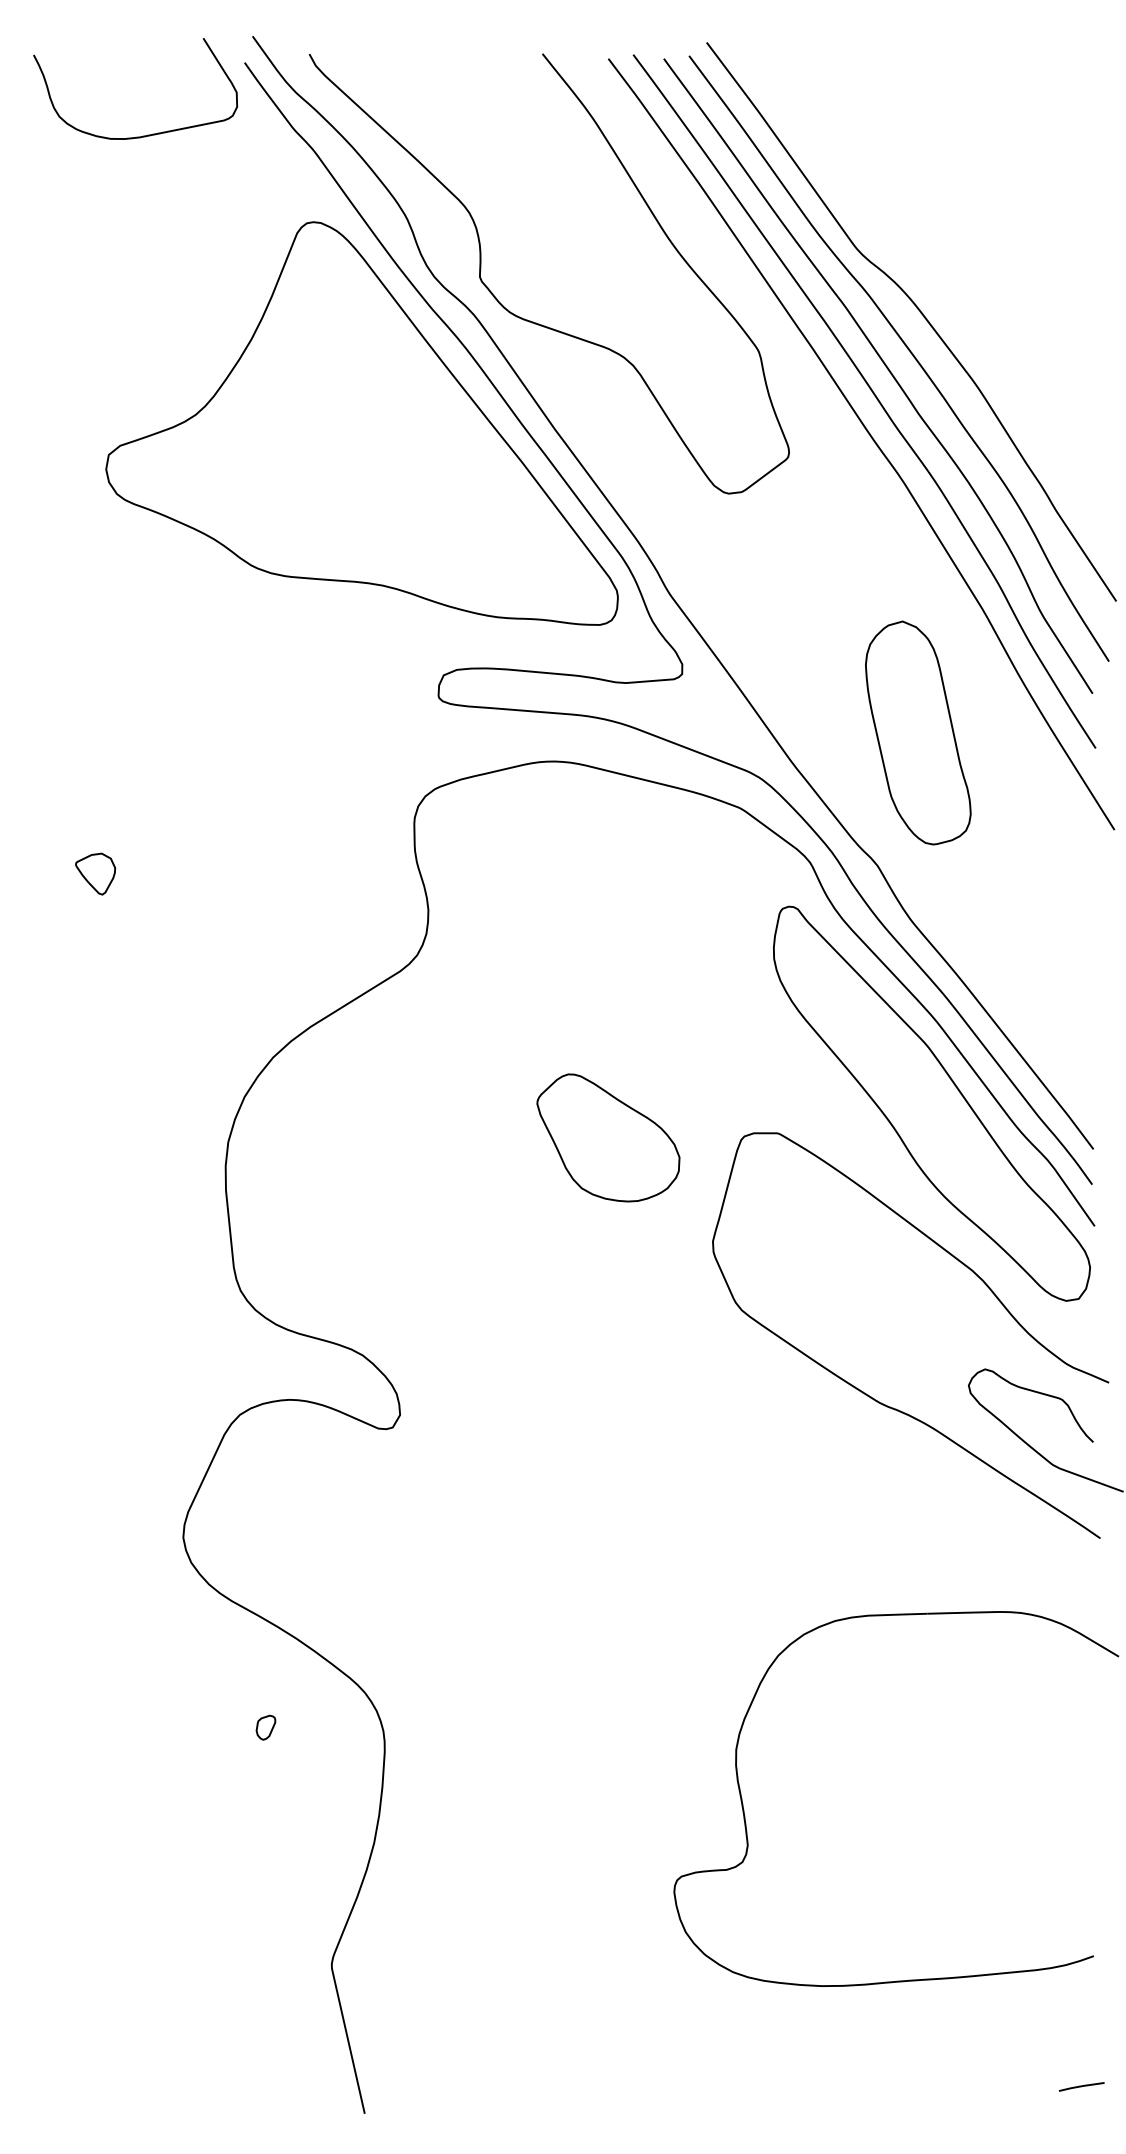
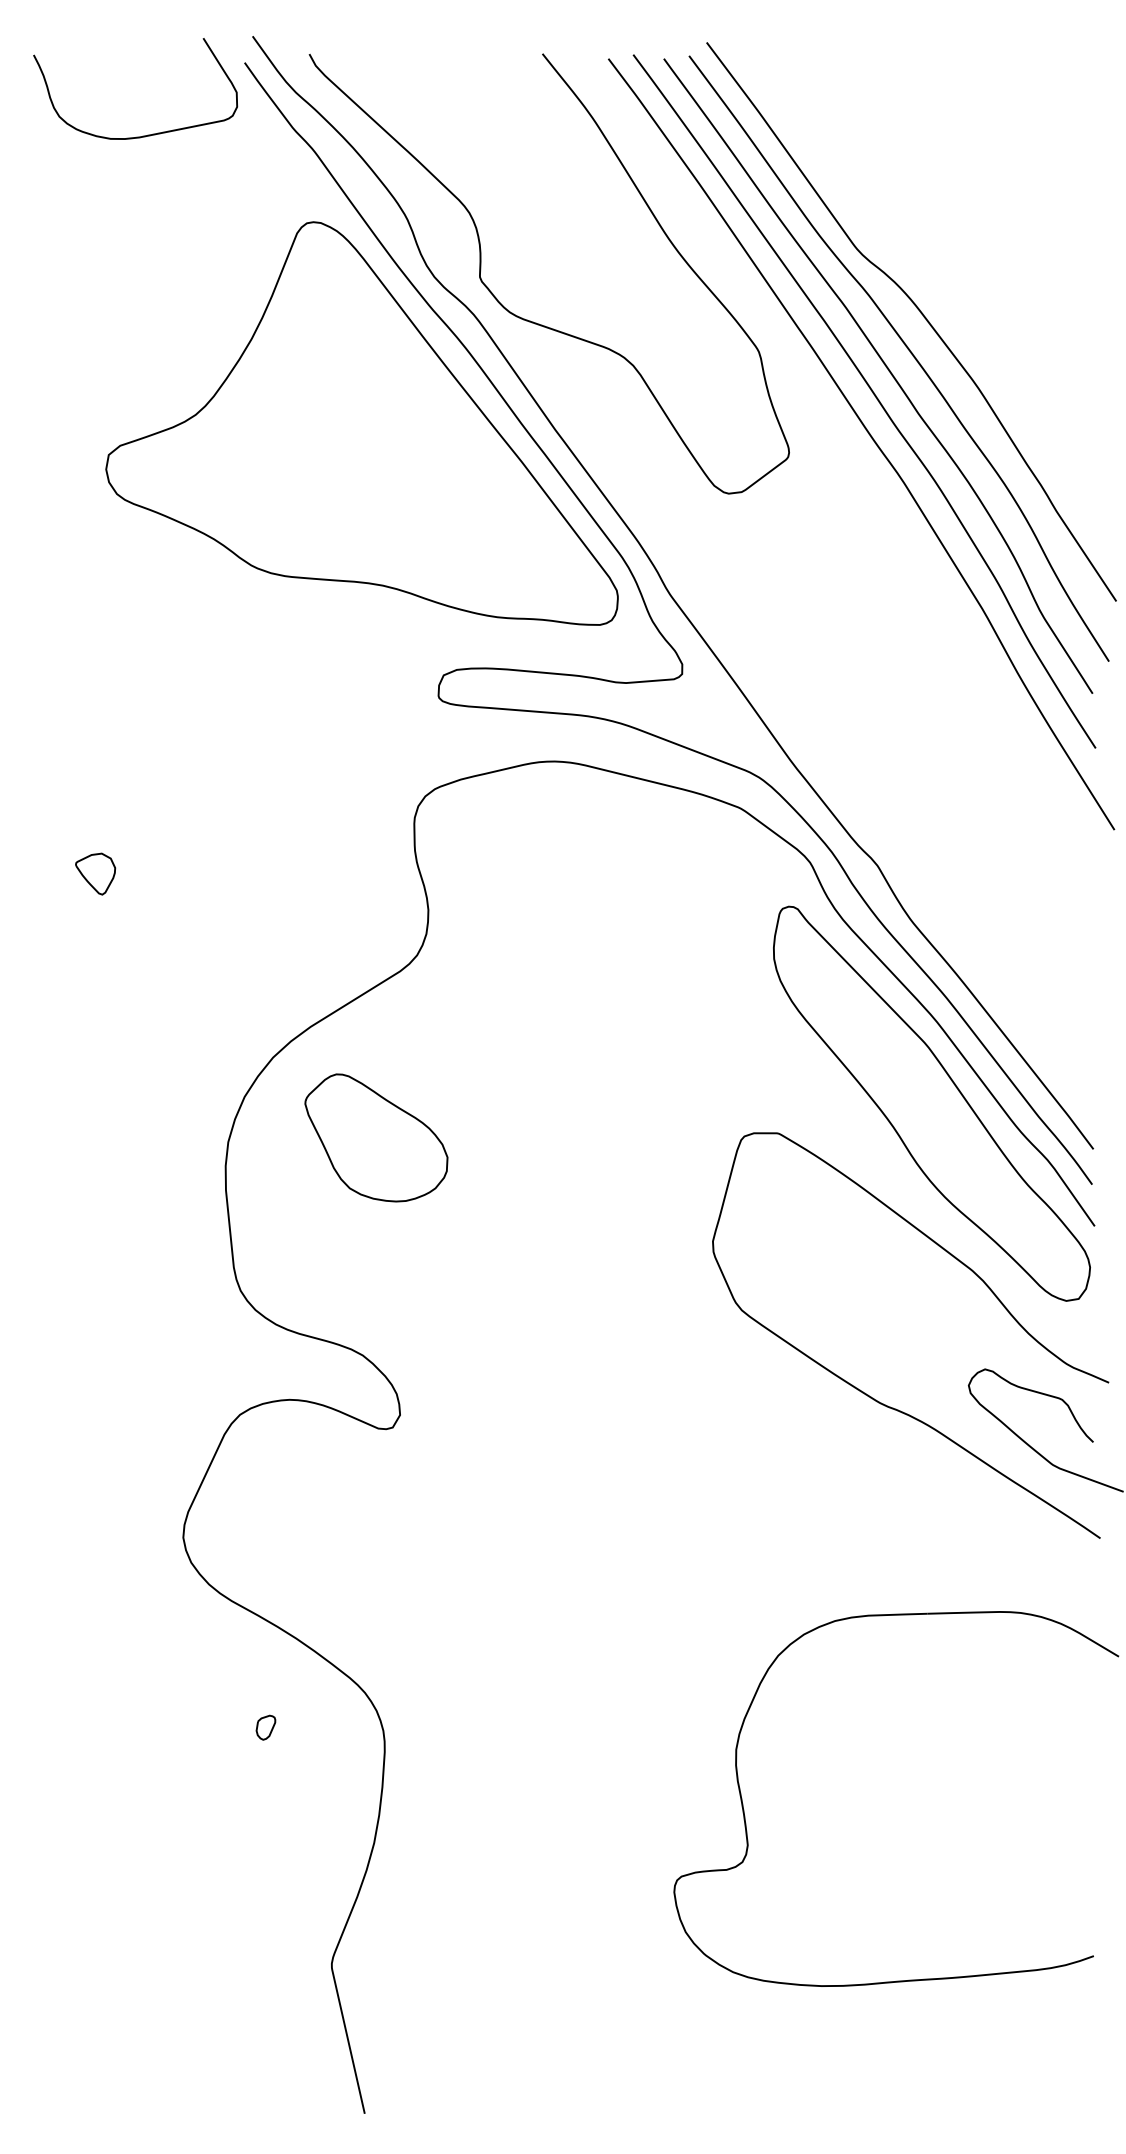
part: present -> none (918, 732)
part position: (608, 1137) -> (376, 1137) (376, 1137)
line: present -> none (1081, 2086)
